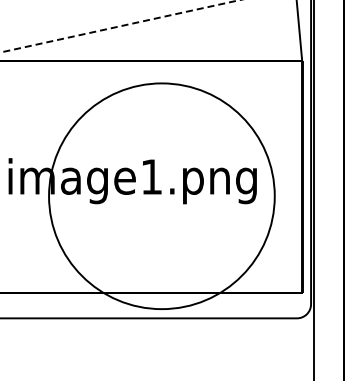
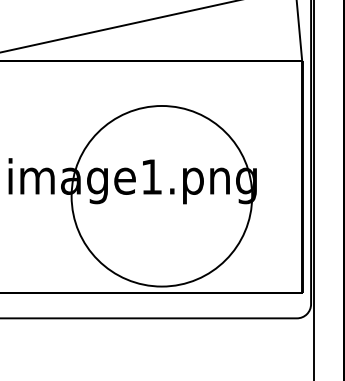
line: dashed -> solid (119, 26)
circle diameter: 226 px -> 181 px (161, 195)
